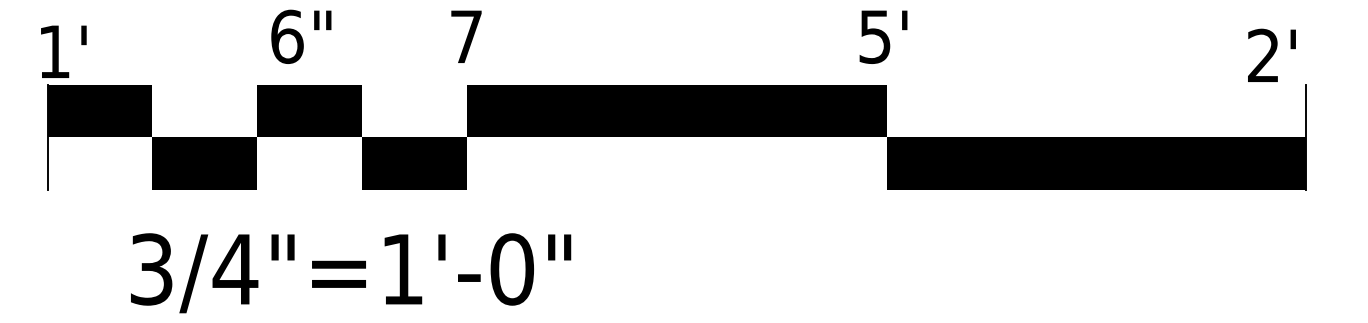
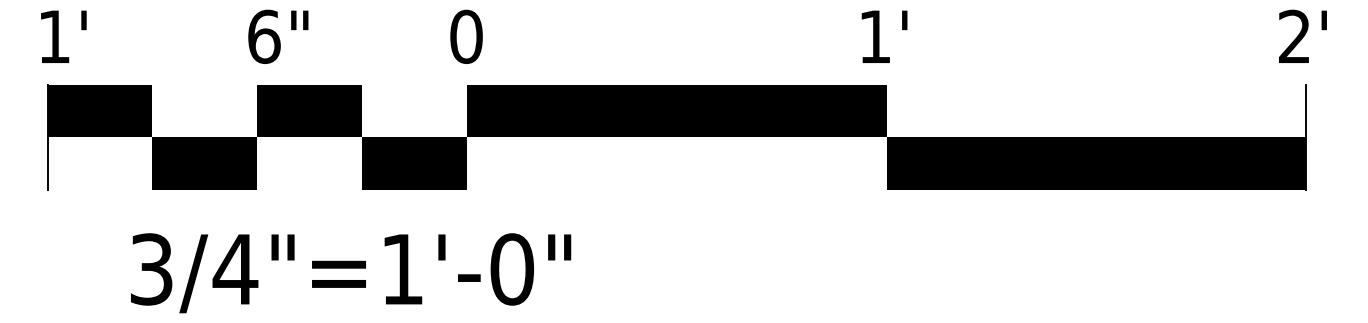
text position: (301, 36) -> (278, 36) (278, 36)
text: 7 -> 0 (466, 36)
text: 5' -> 1' (874, 36)
text position: (63, 51) -> (63, 36) (63, 36)
text position: (1271, 54) -> (1302, 35) (1302, 35)
